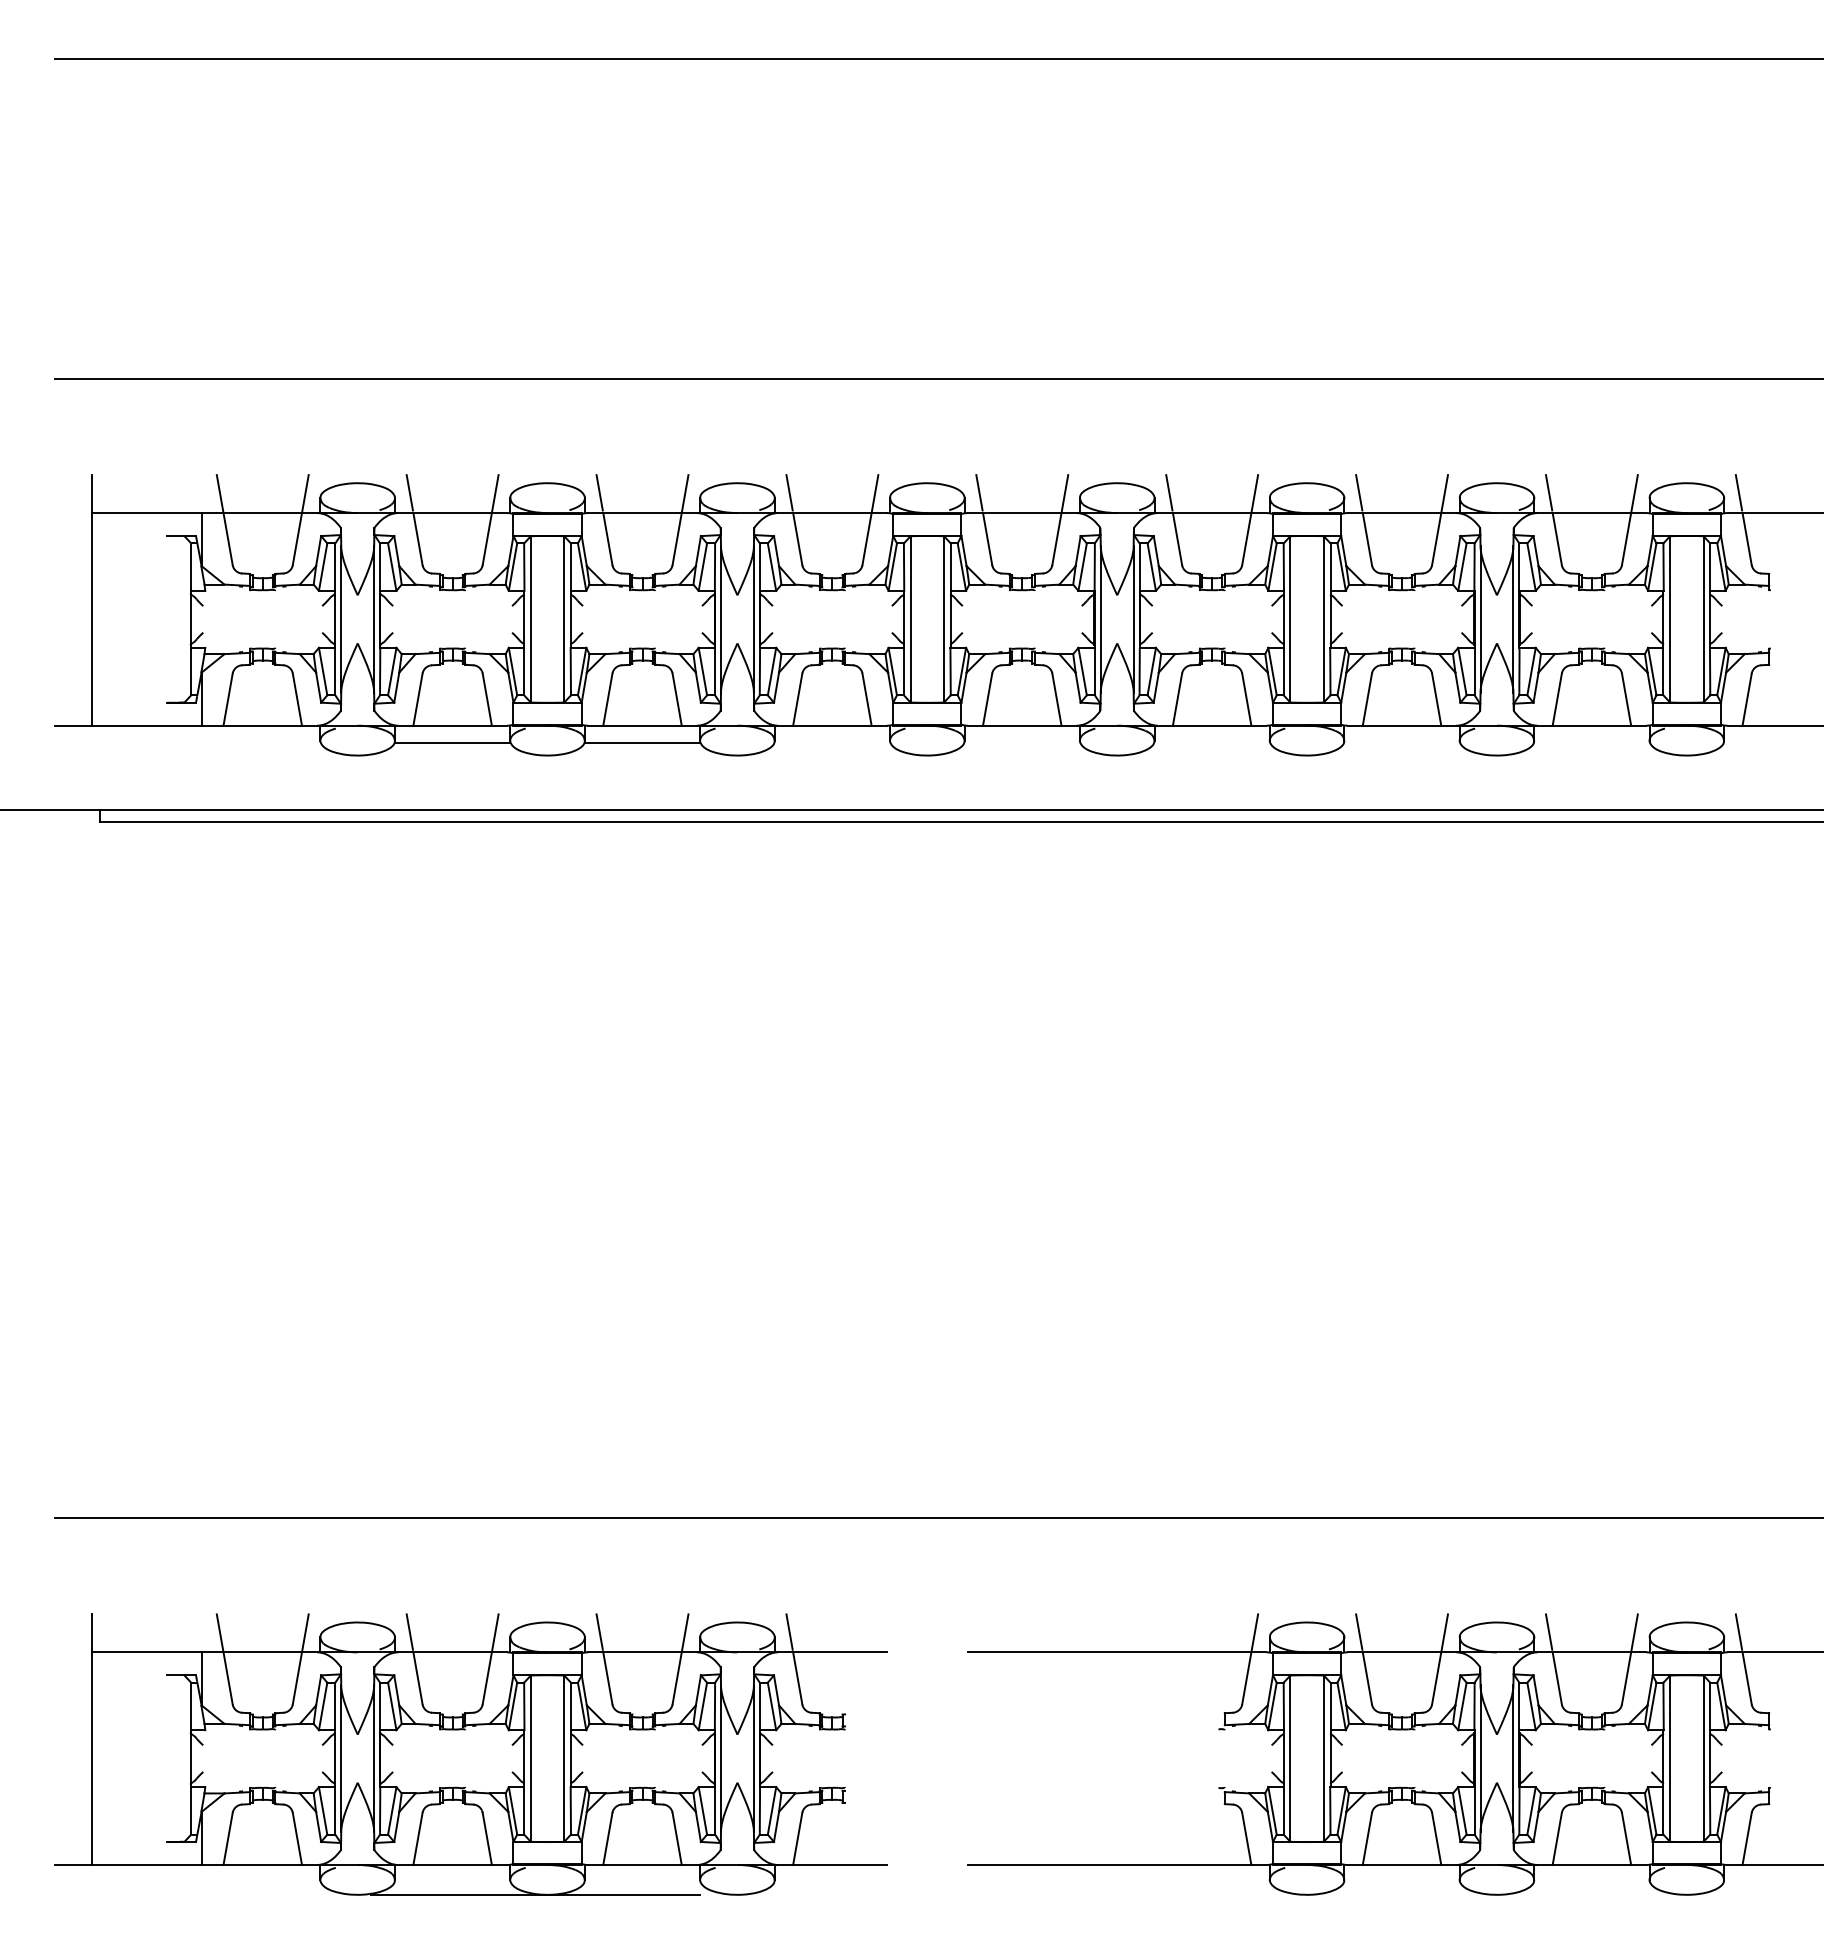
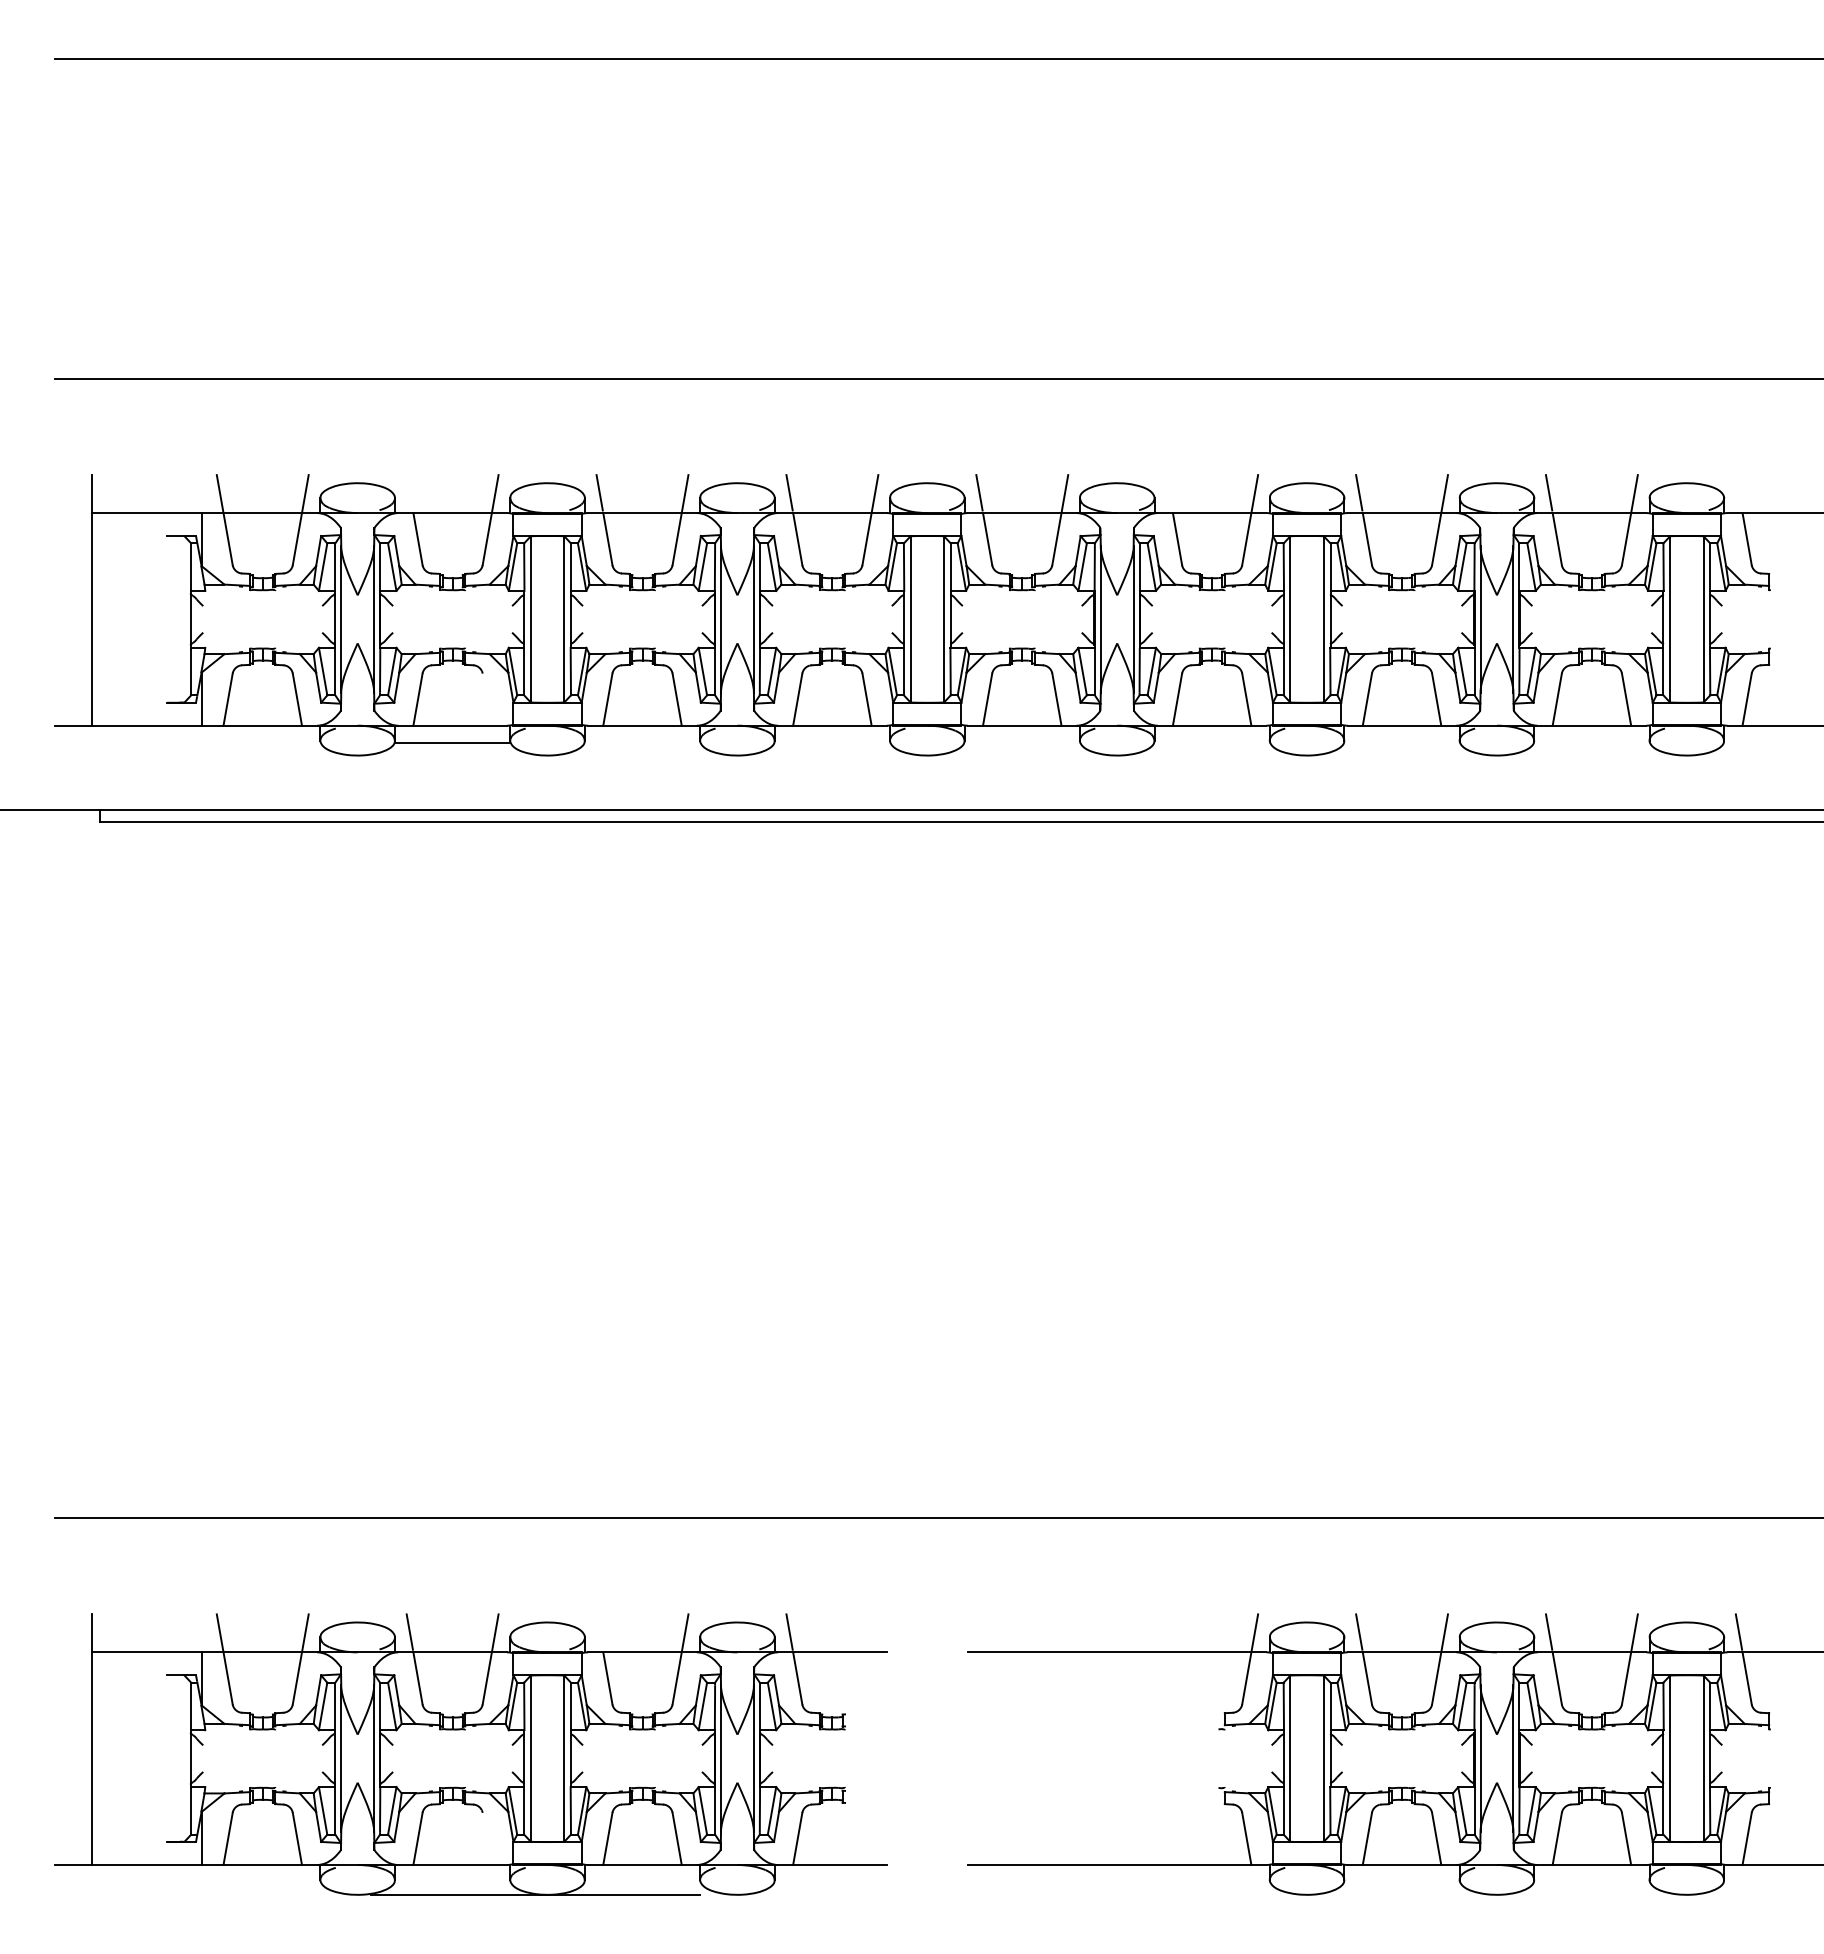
line: present -> none (409, 492)
line: present -> none (1169, 492)
line: present -> none (1738, 492)
line: present -> none (486, 699)
line: present -> none (642, 743)
line: present -> none (599, 1631)
line: present -> none (486, 1838)
